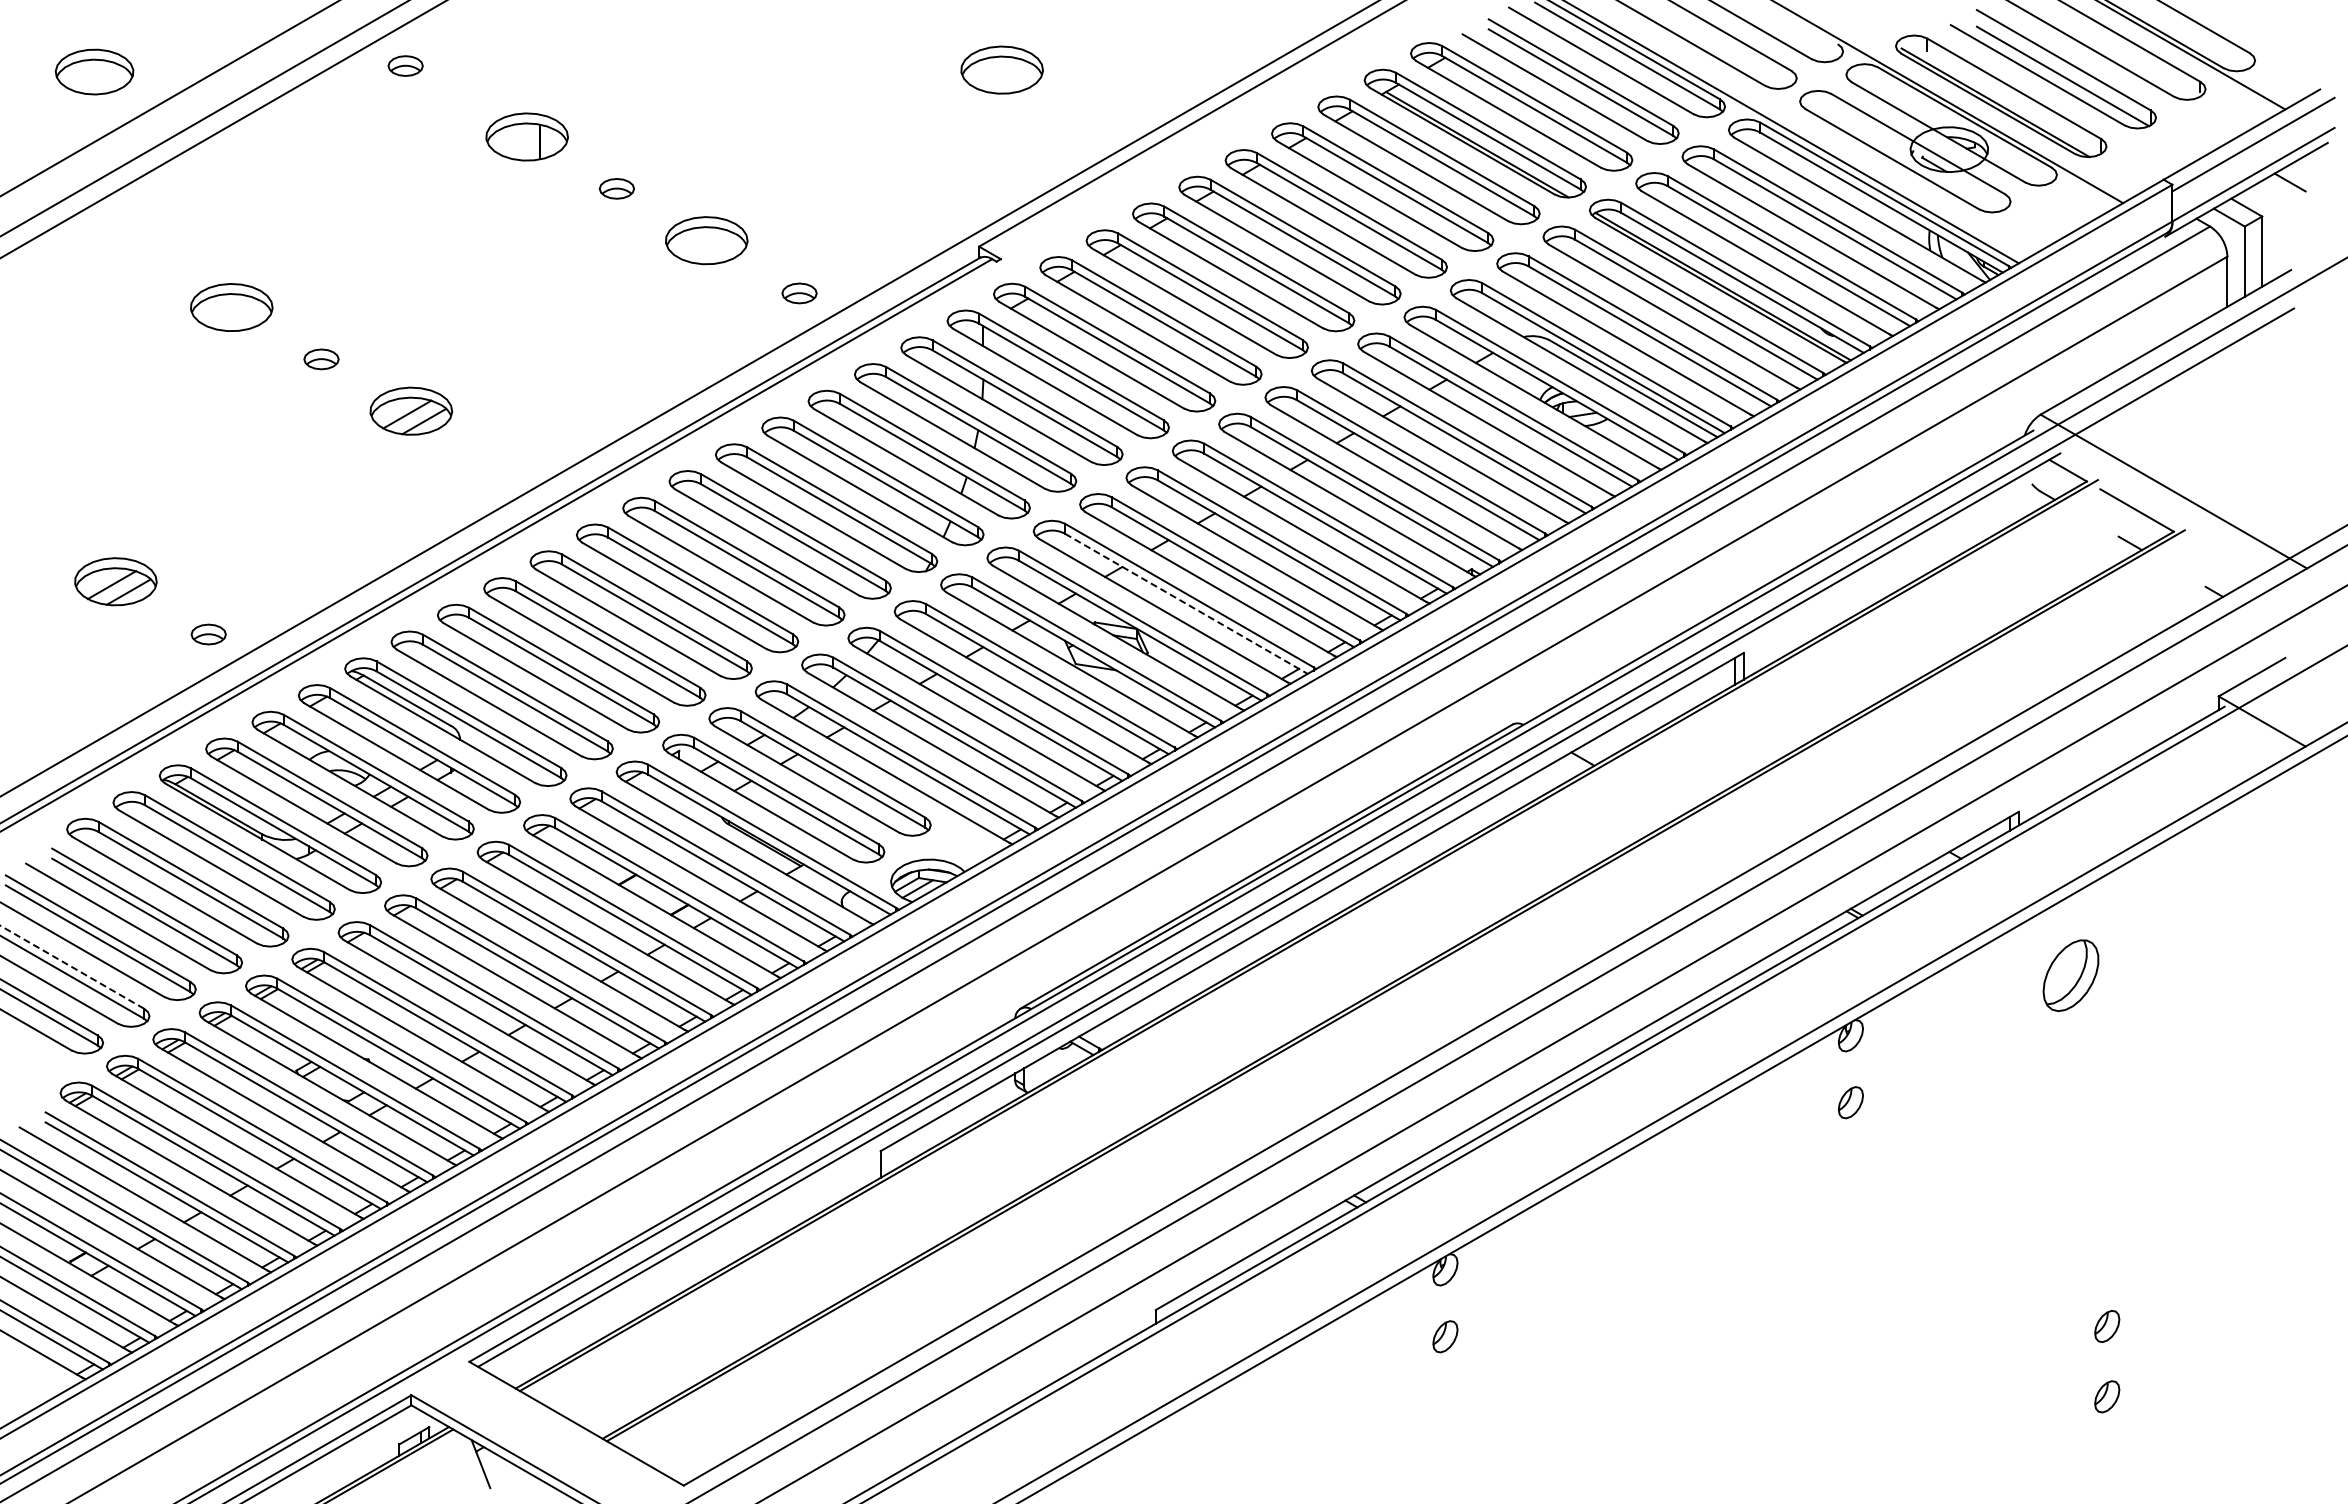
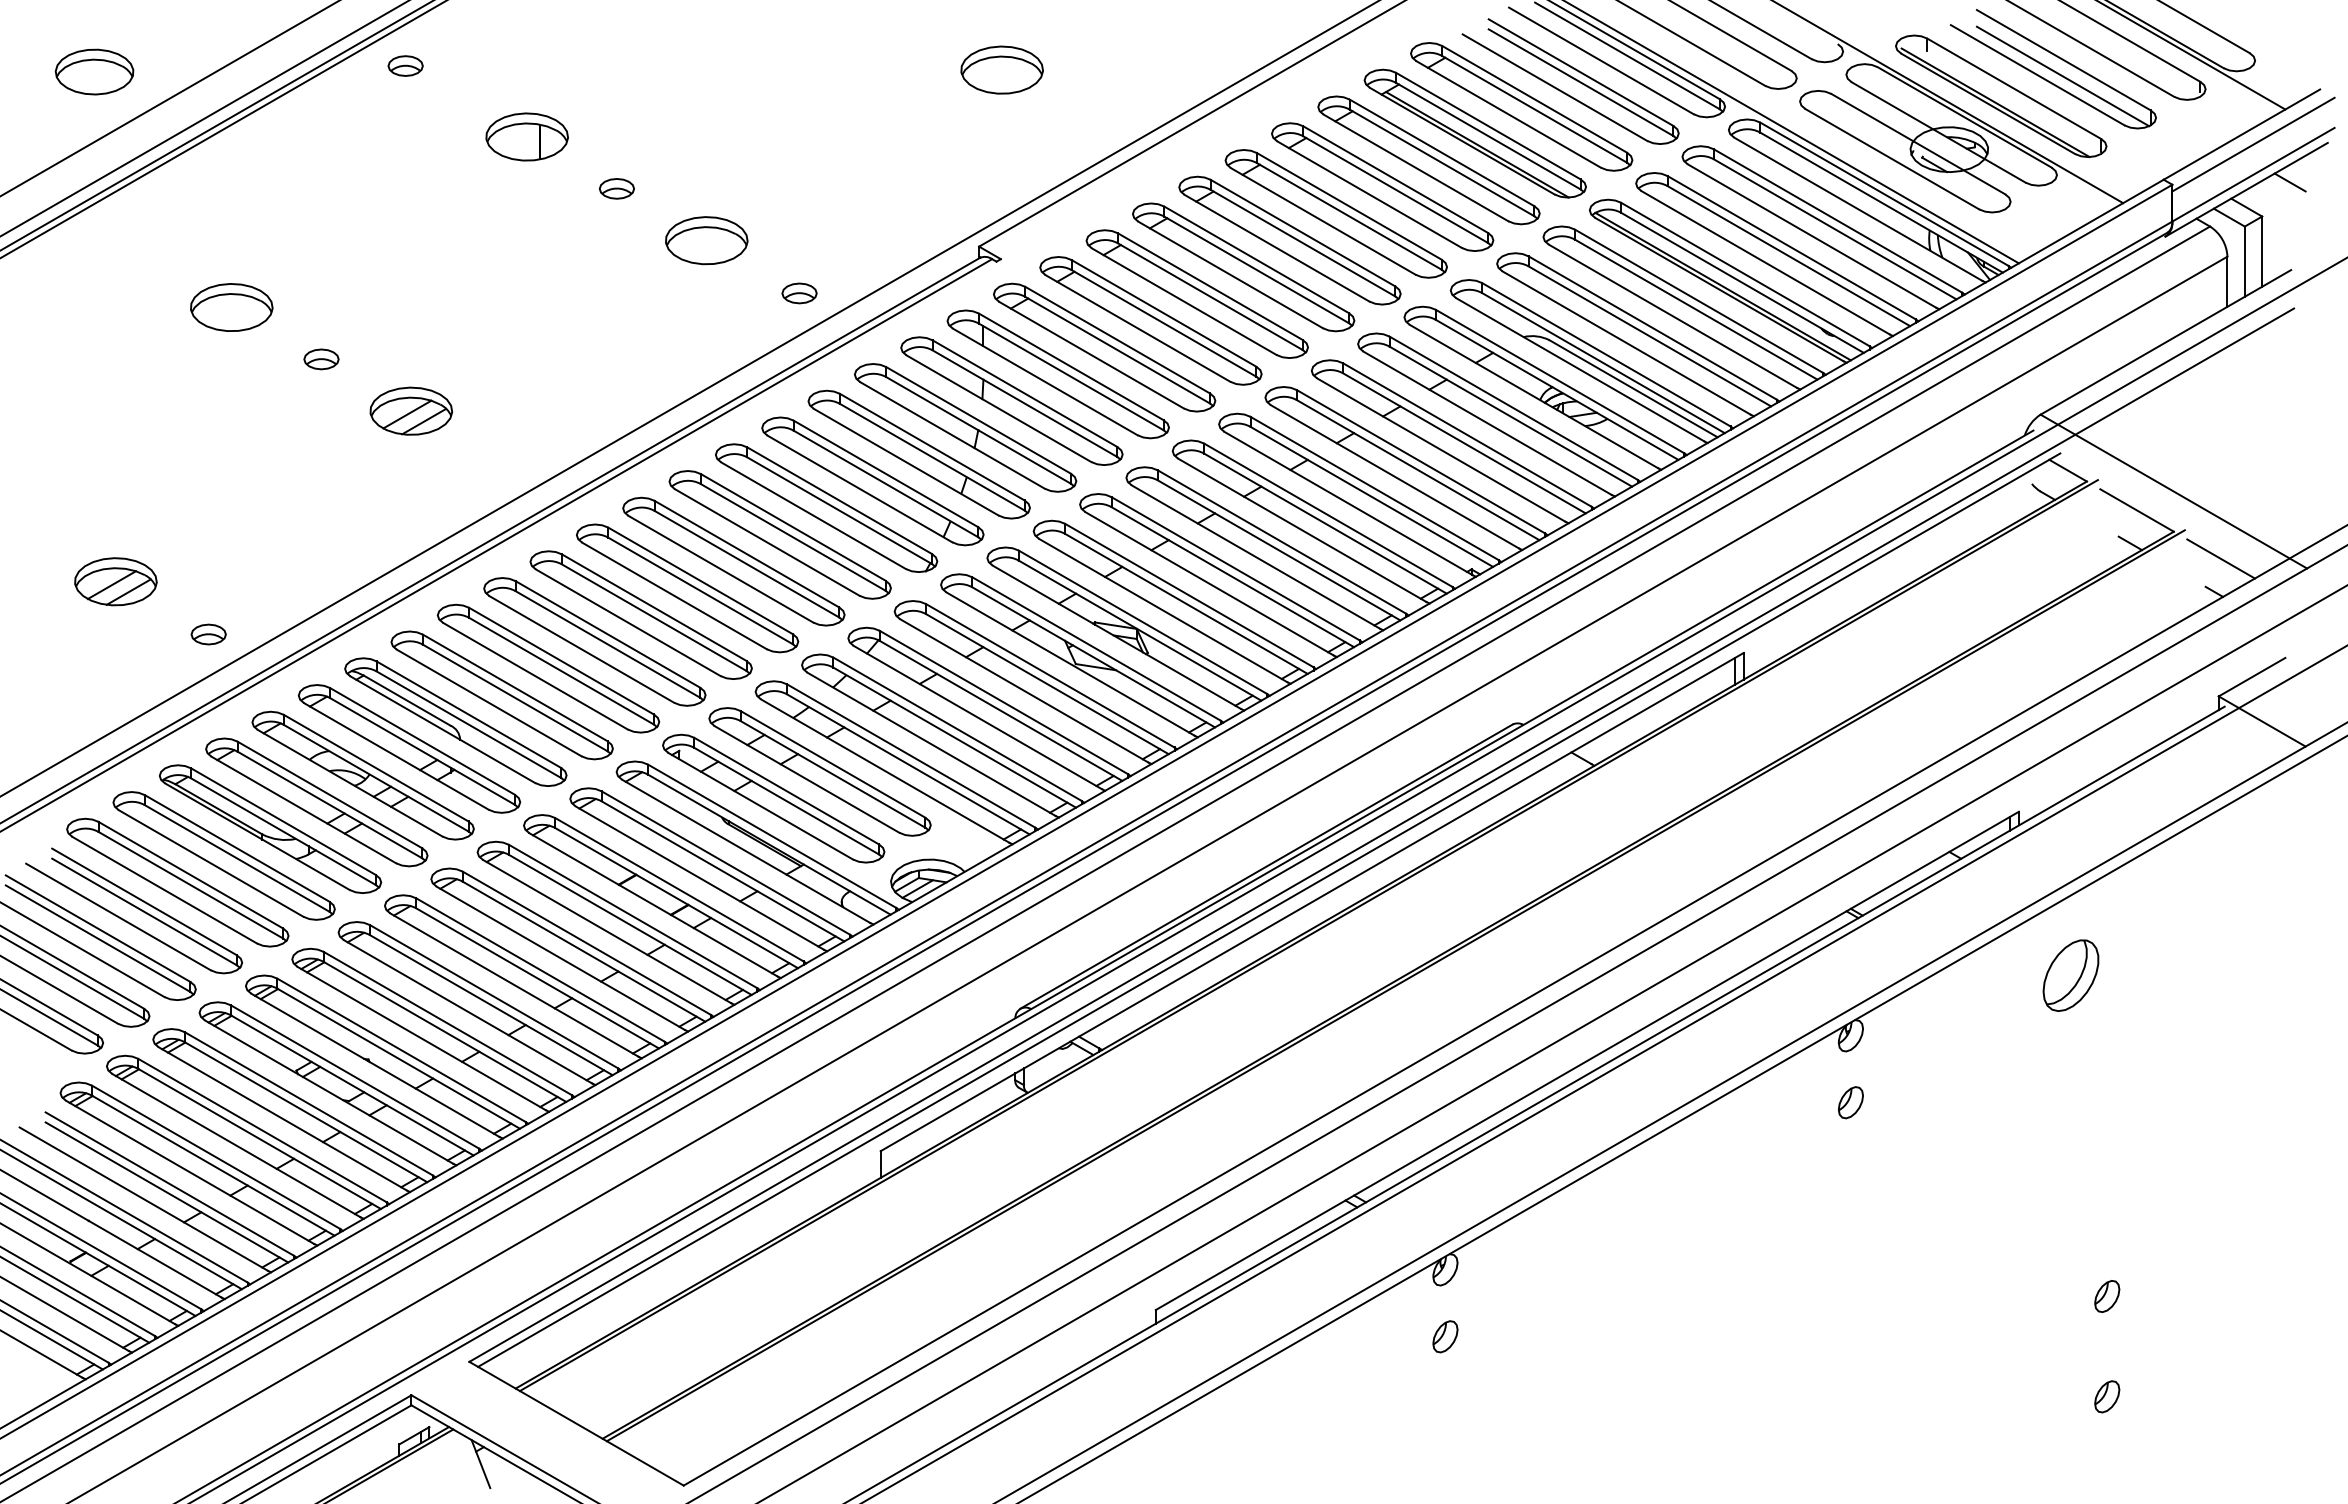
line: none -> present (216, 125)
line: none -> present (2220, 558)
line: dashed -> solid (1186, 604)
line: dashed -> solid (71, 966)
part position: (2107, 1326) -> (2107, 1296) (2107, 1296)
